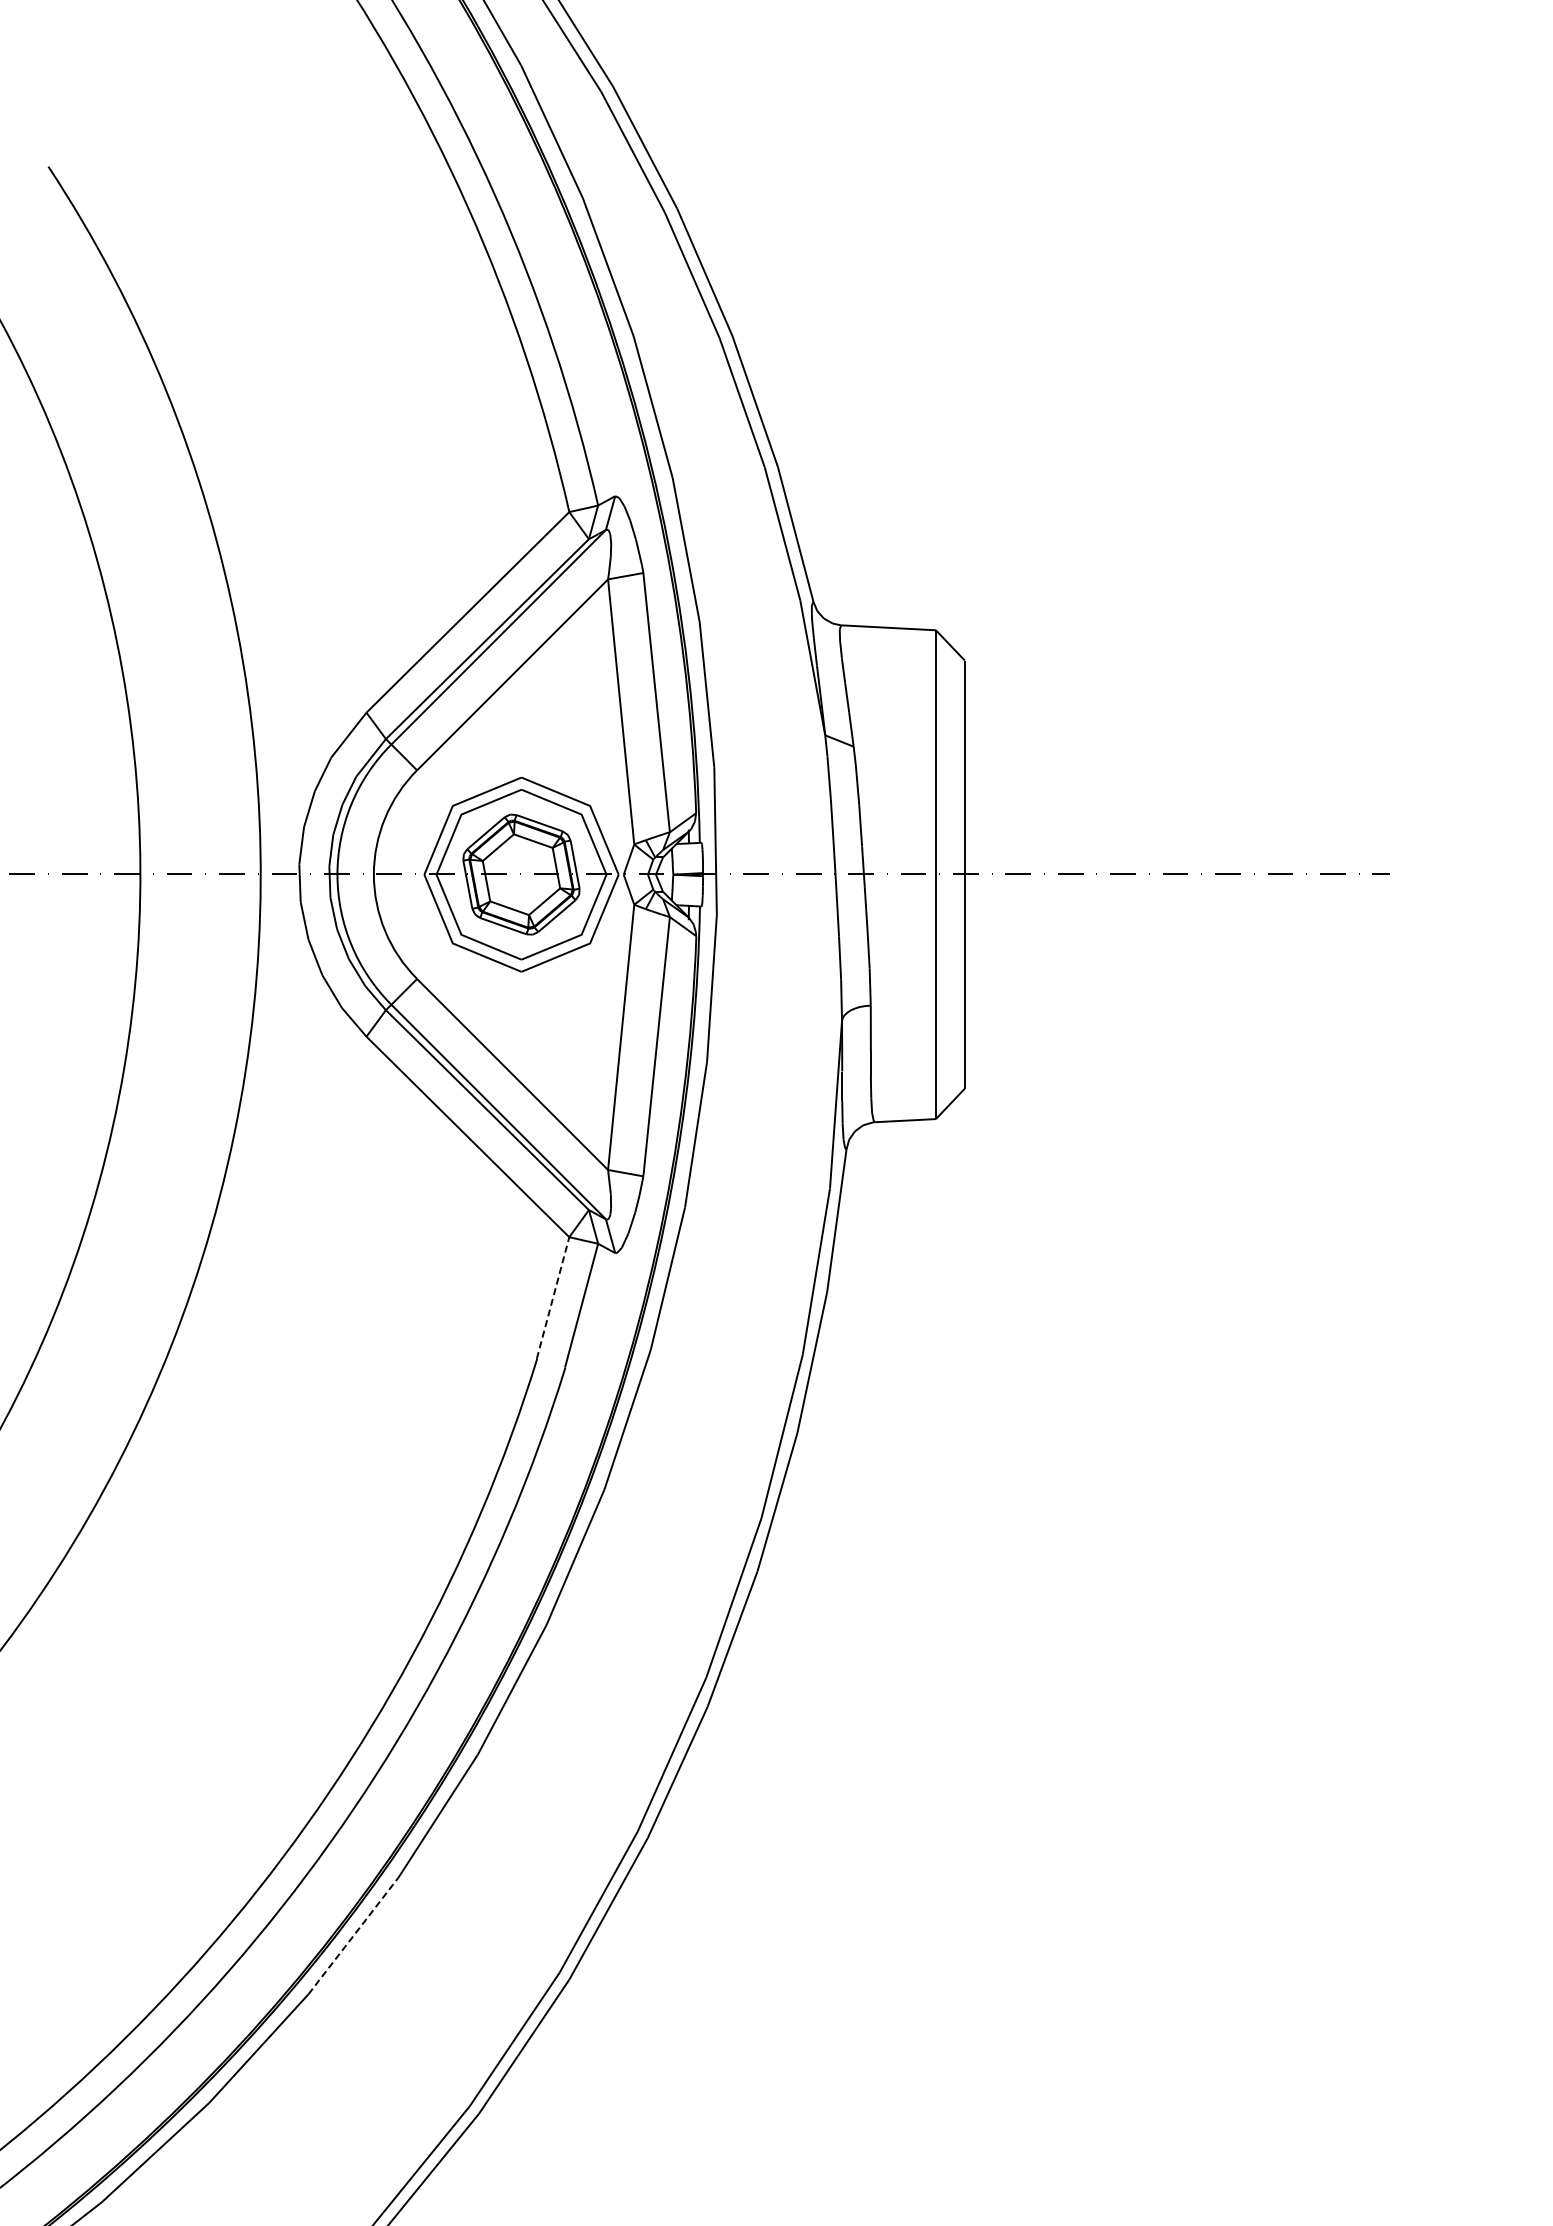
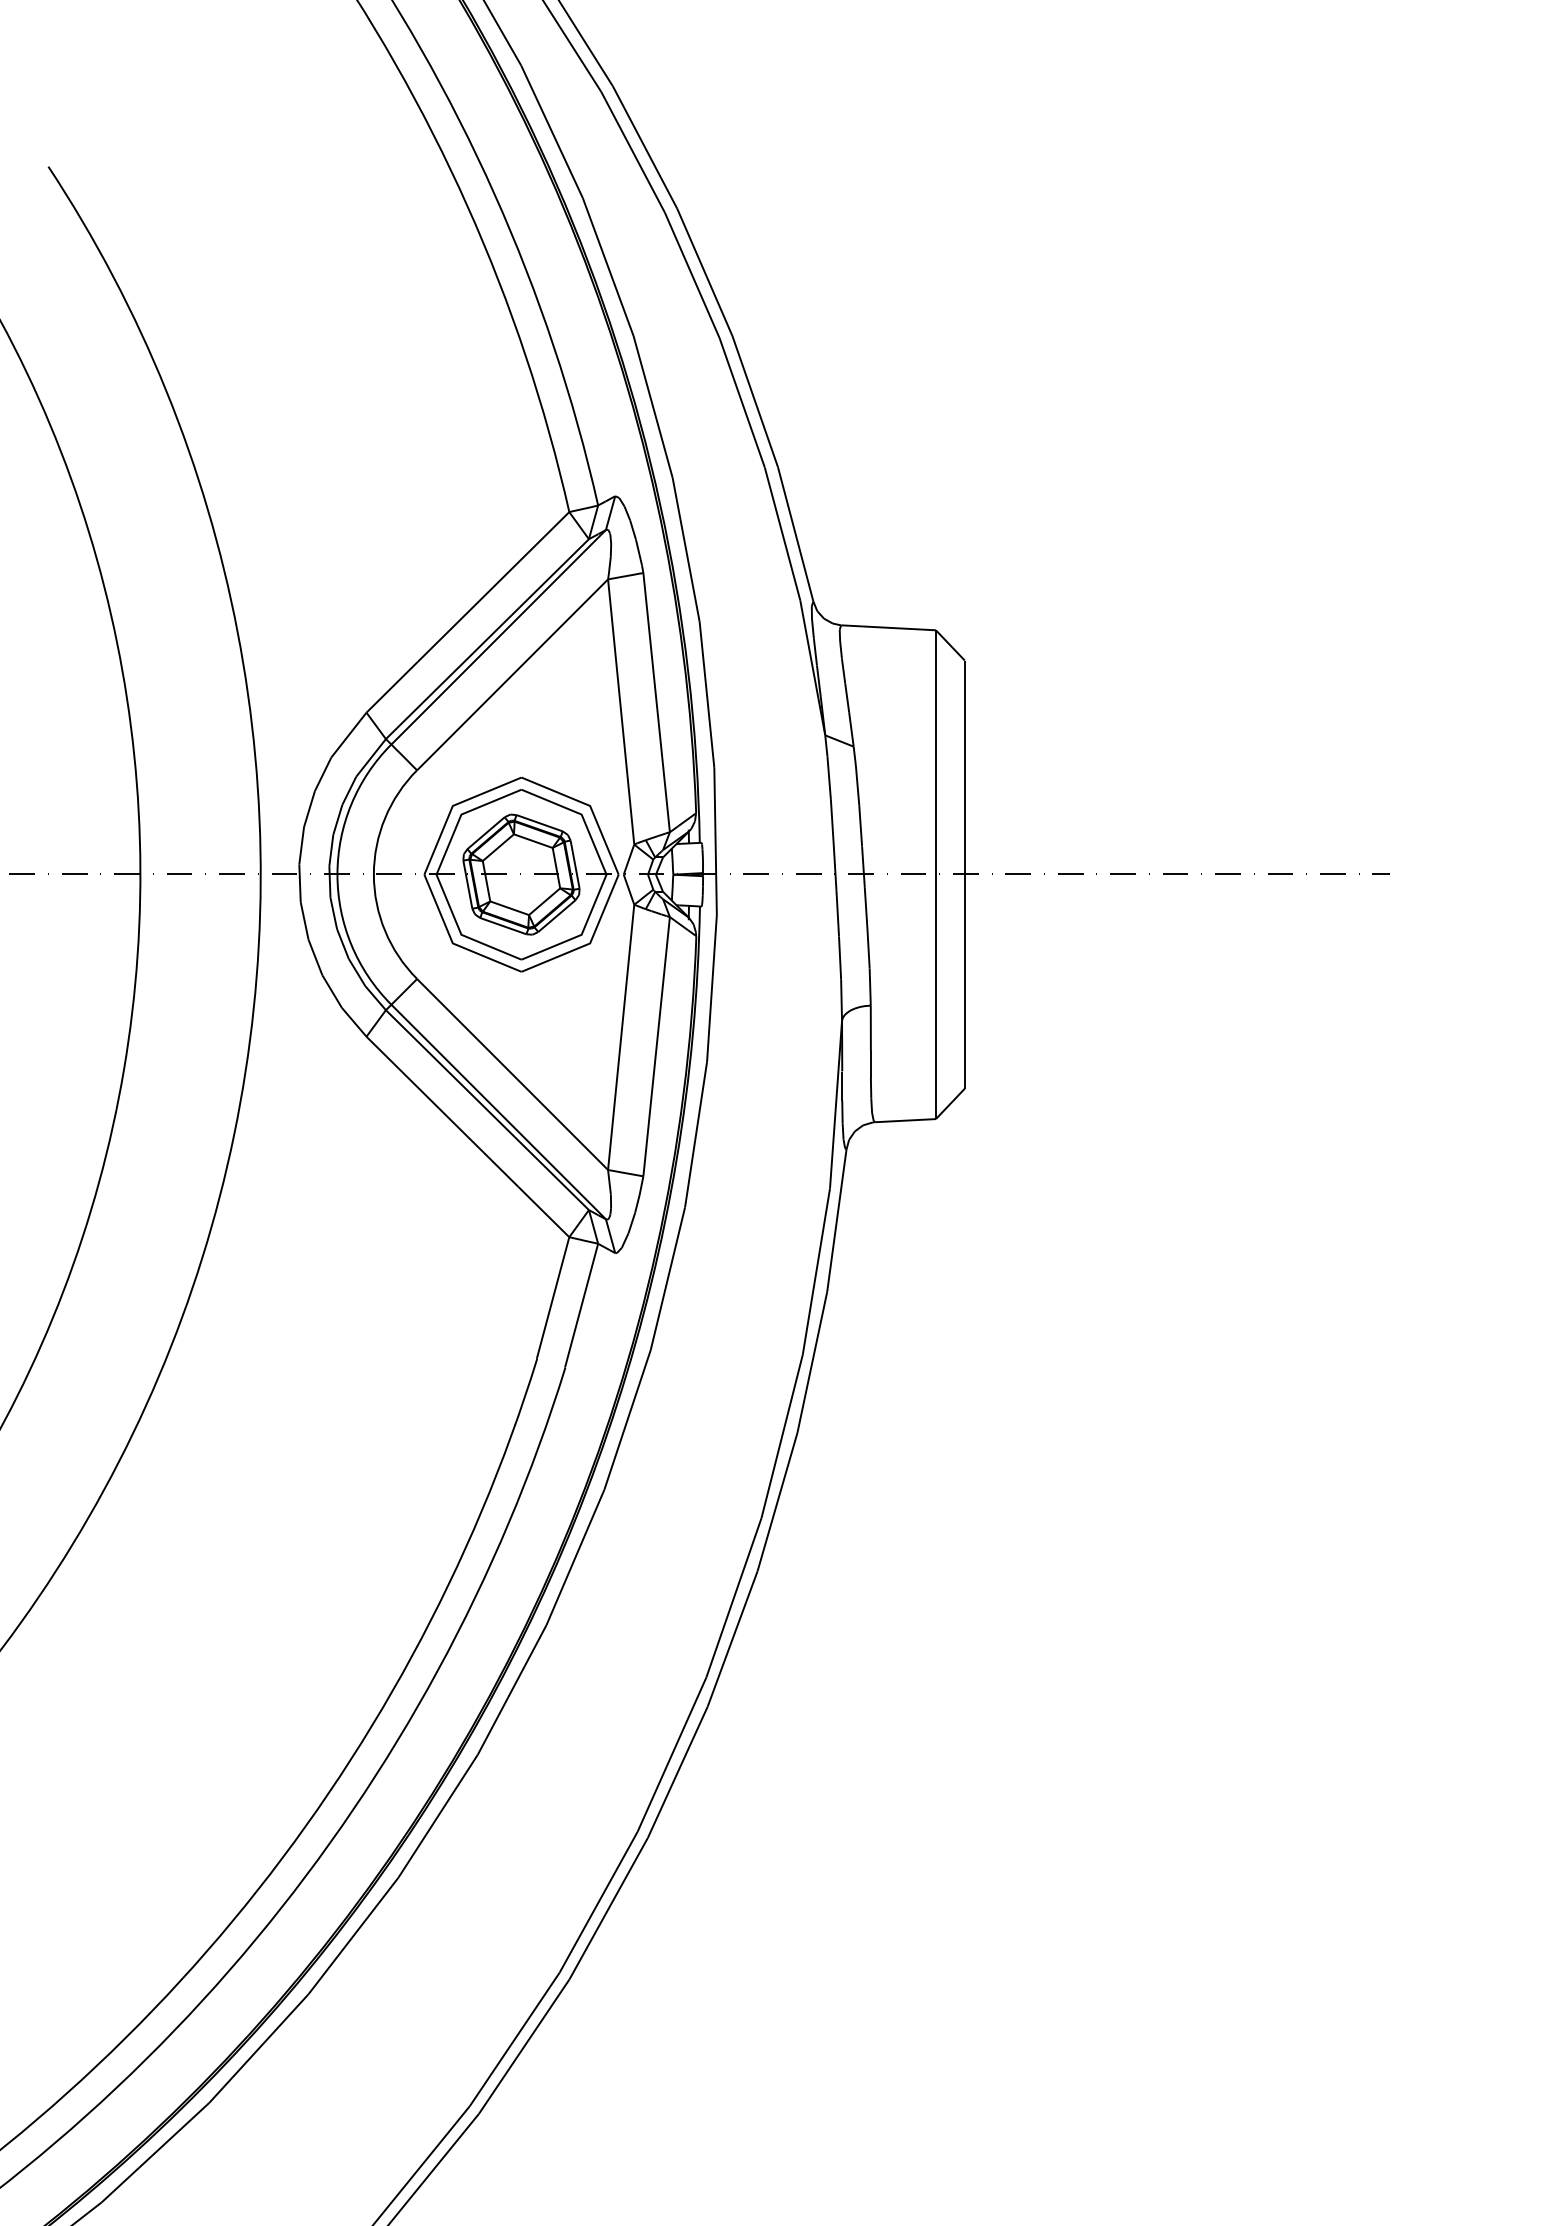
line: dashed -> solid (553, 1298)
line: dashed -> solid (353, 1936)
